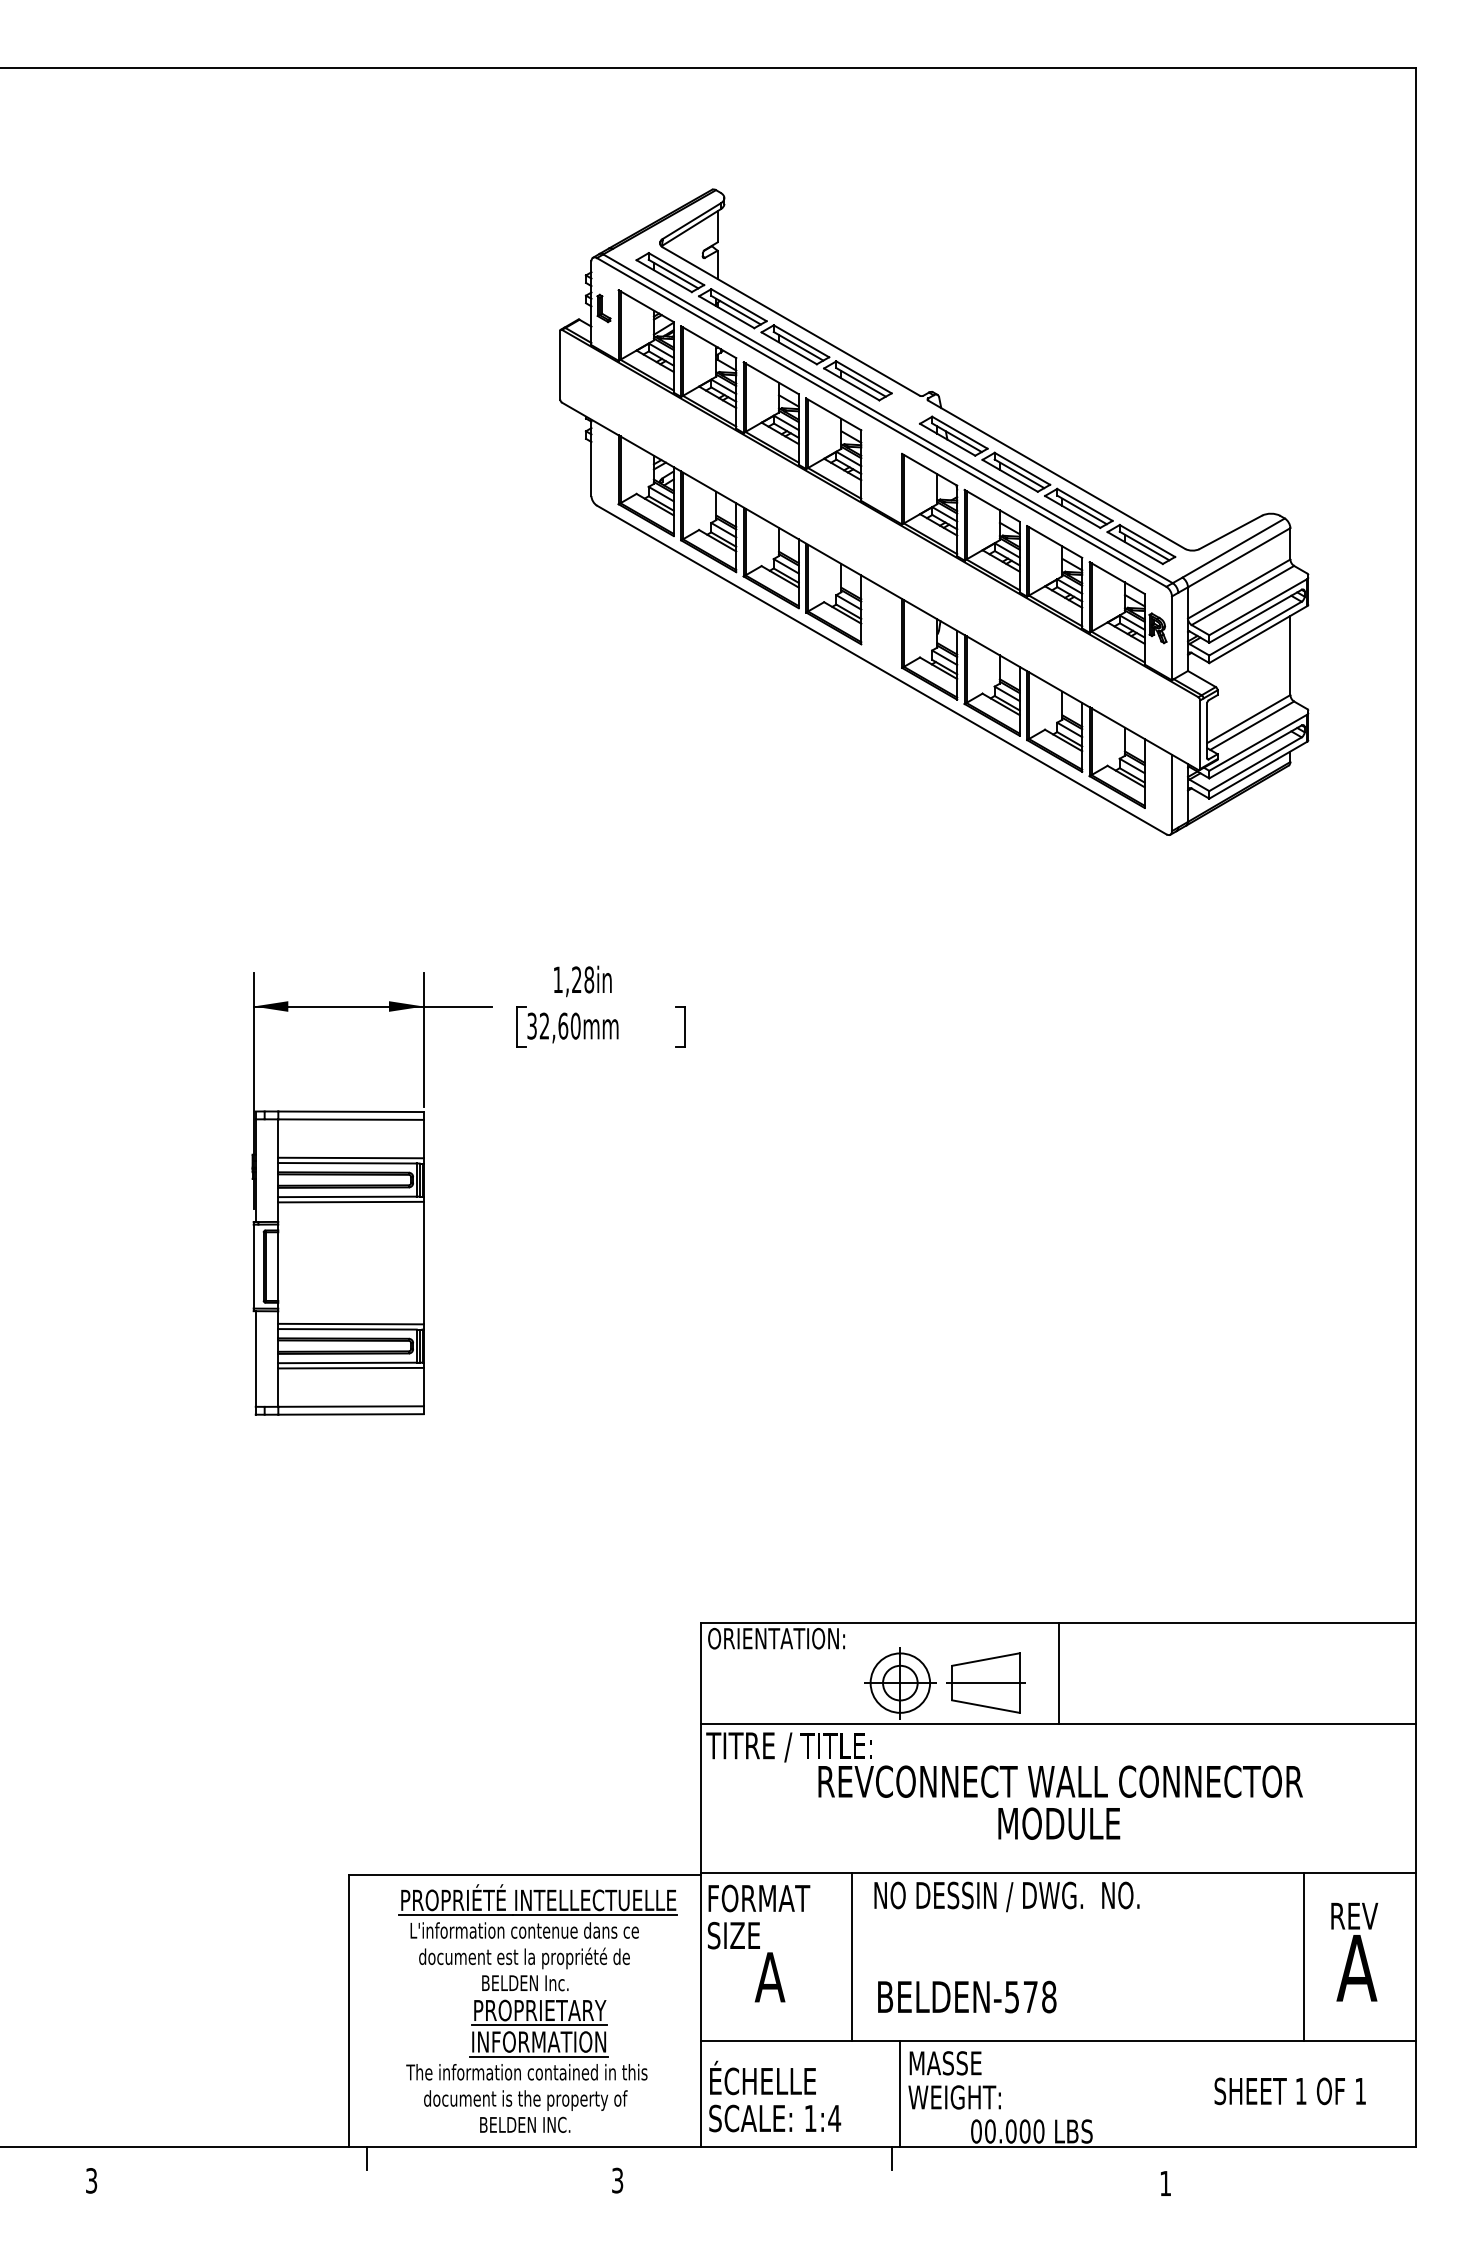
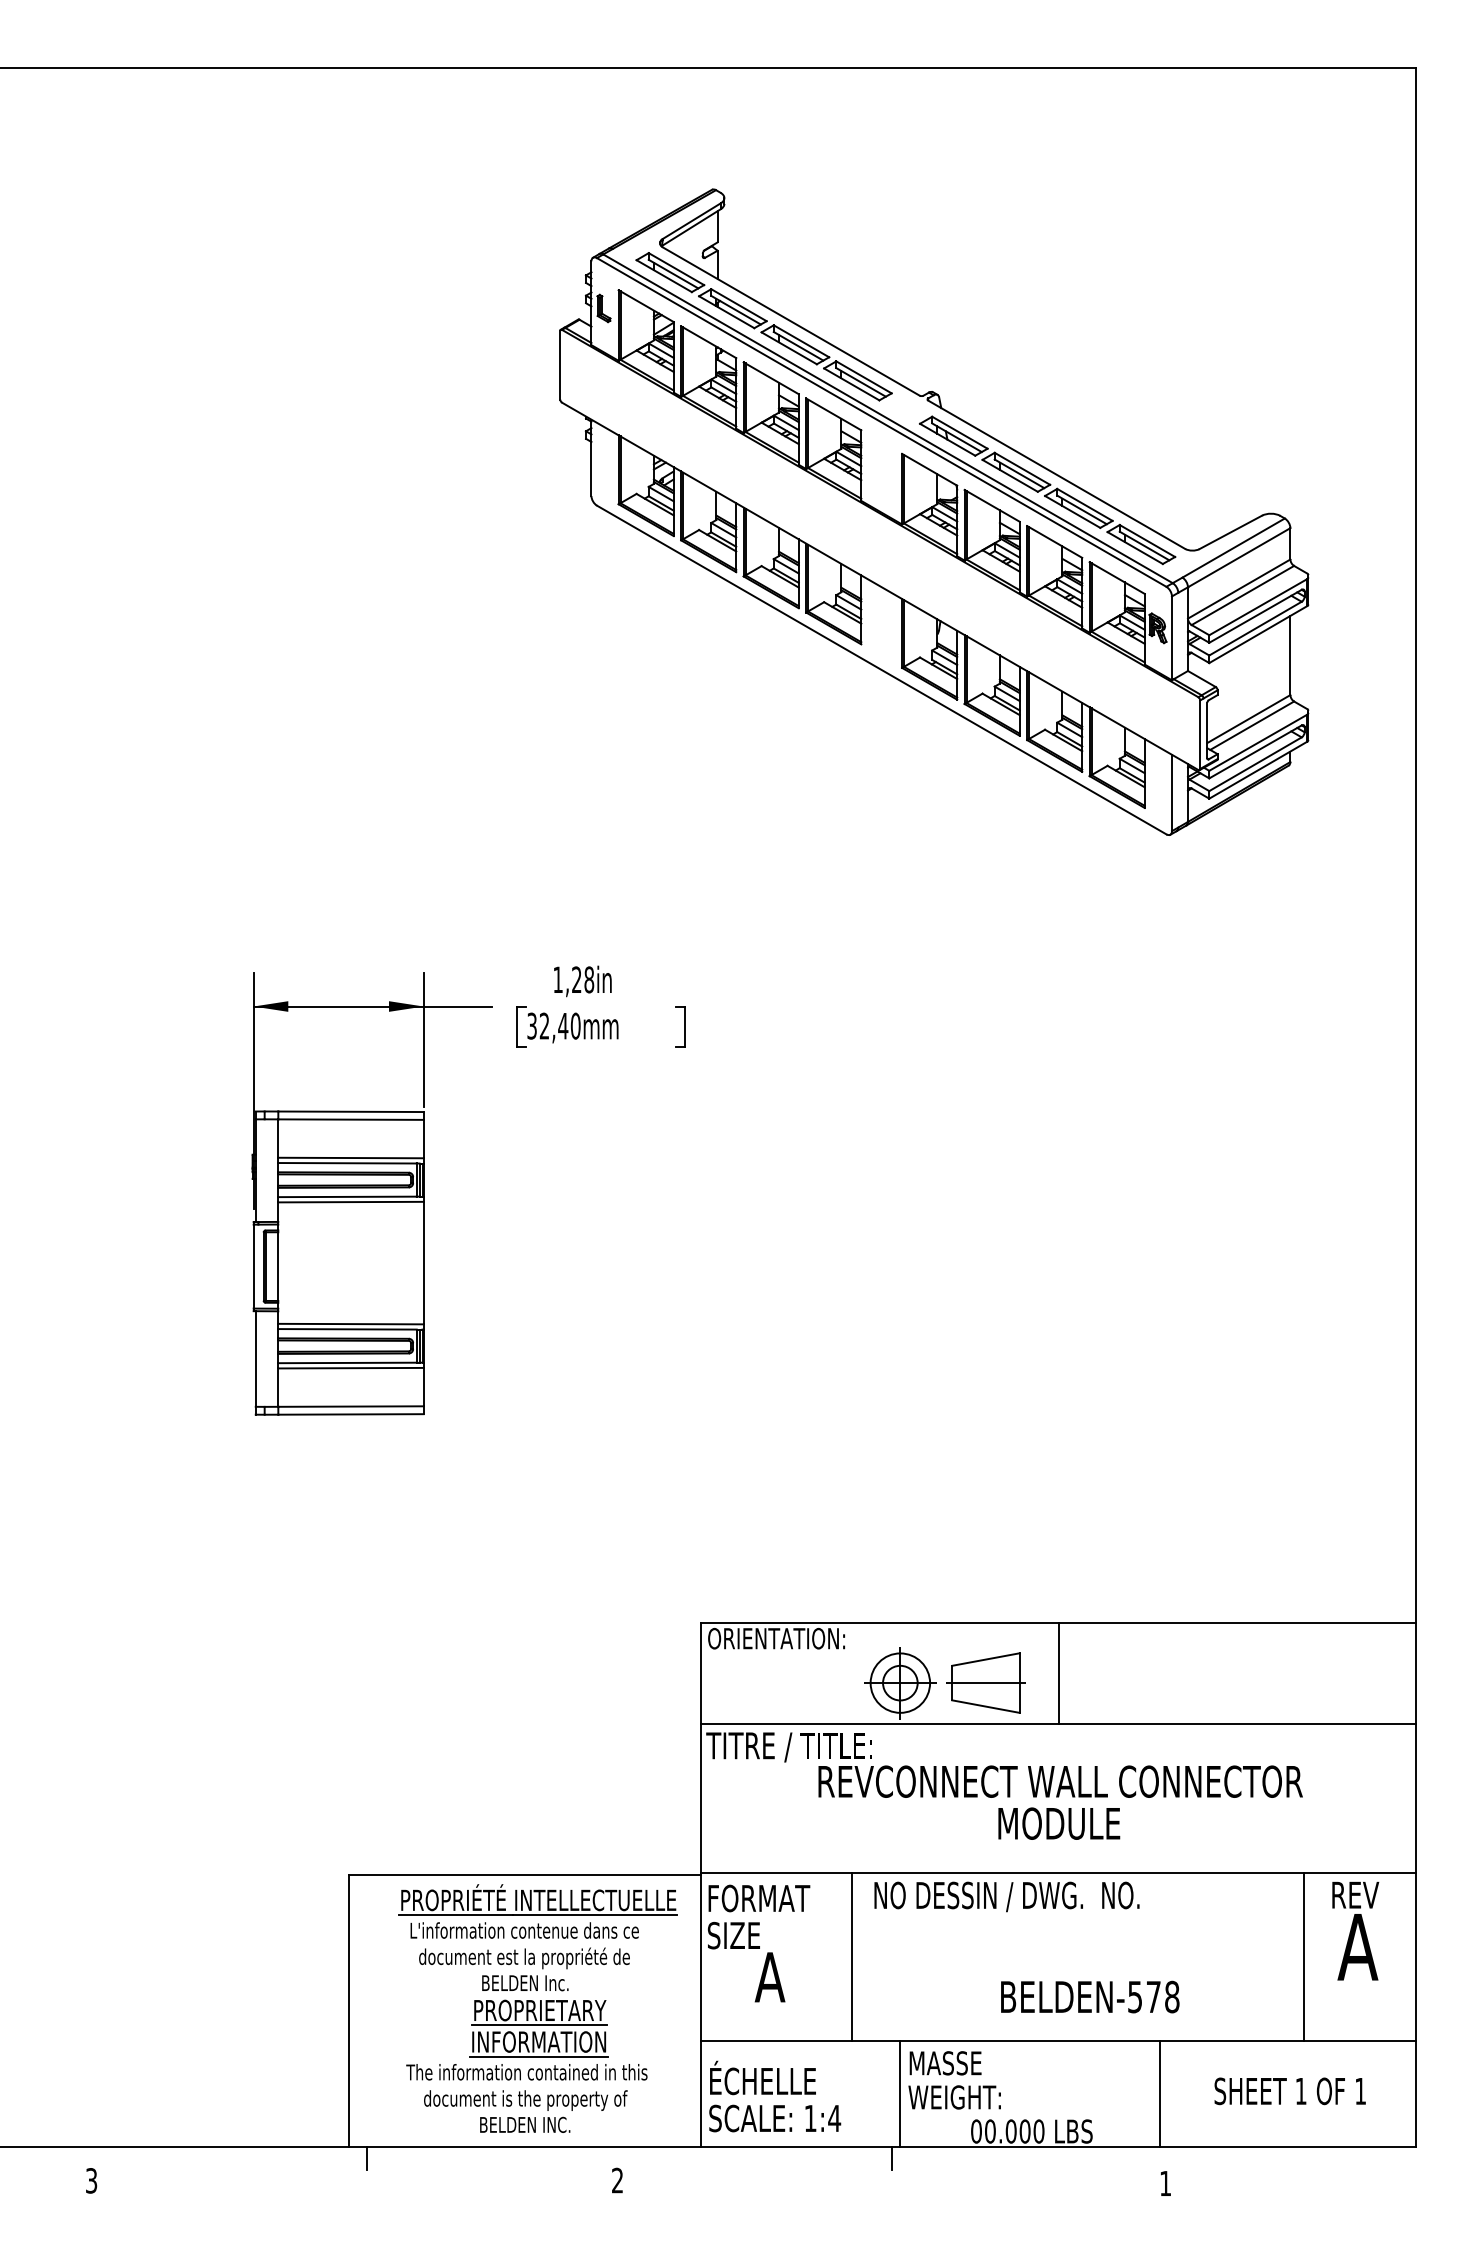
text: 32,60mm -> 32,40mm (563, 1025)
text position: (1354, 1951) -> (1355, 1930) (1355, 1930)
text position: (967, 1996) -> (1090, 1996) (1090, 1996)
line: none -> present (1159, 2093)
text: 3 -> 2 (617, 2180)
